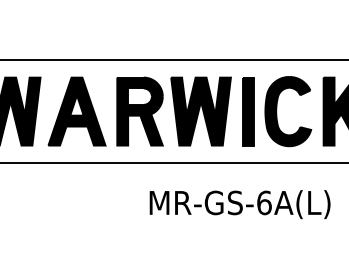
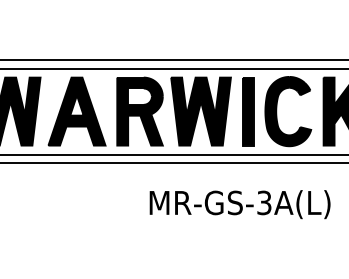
line: none -> present (173, 68)
line: none -> present (173, 154)
text: MR-GS-6A(L) -> MR-GS-3A(L) (264, 202)
